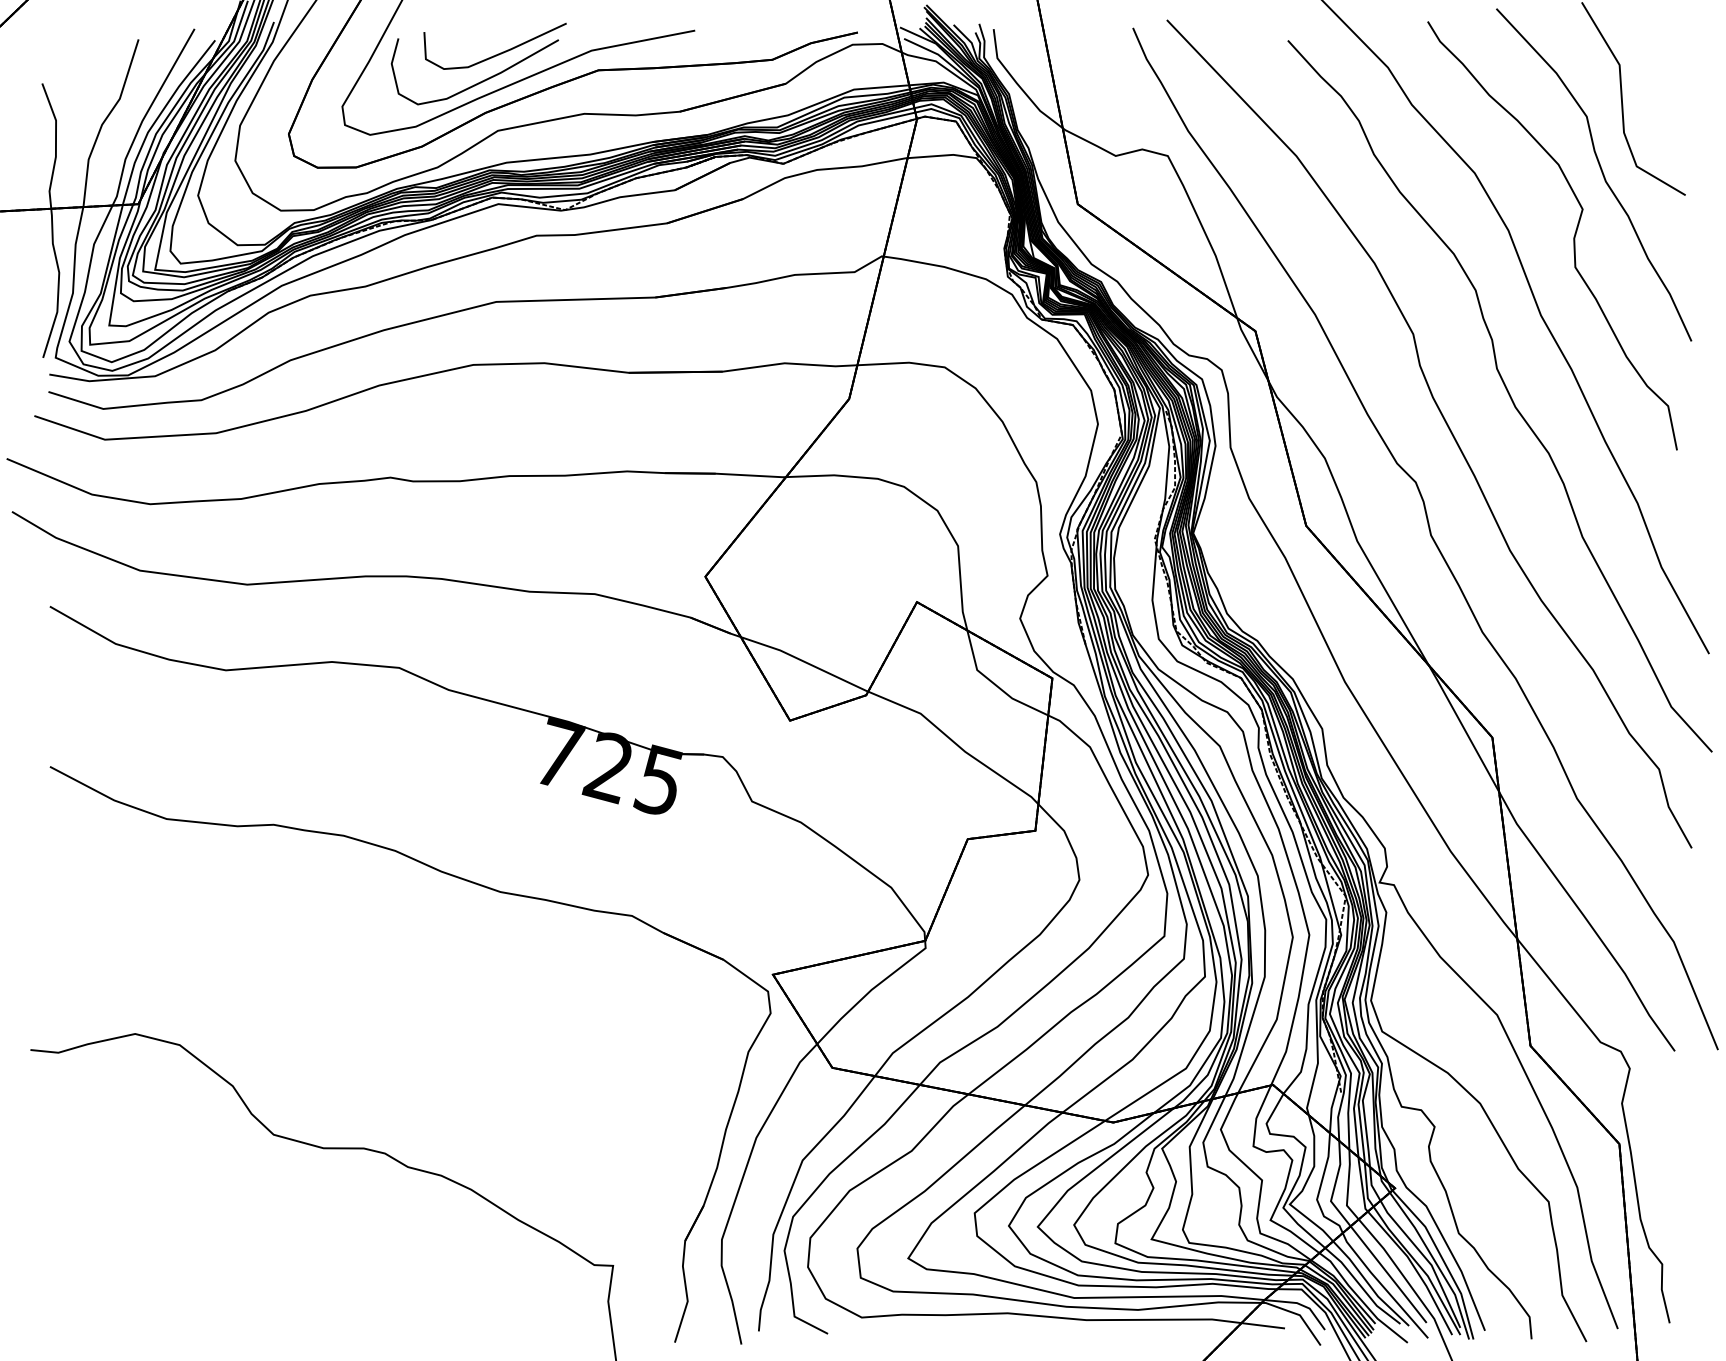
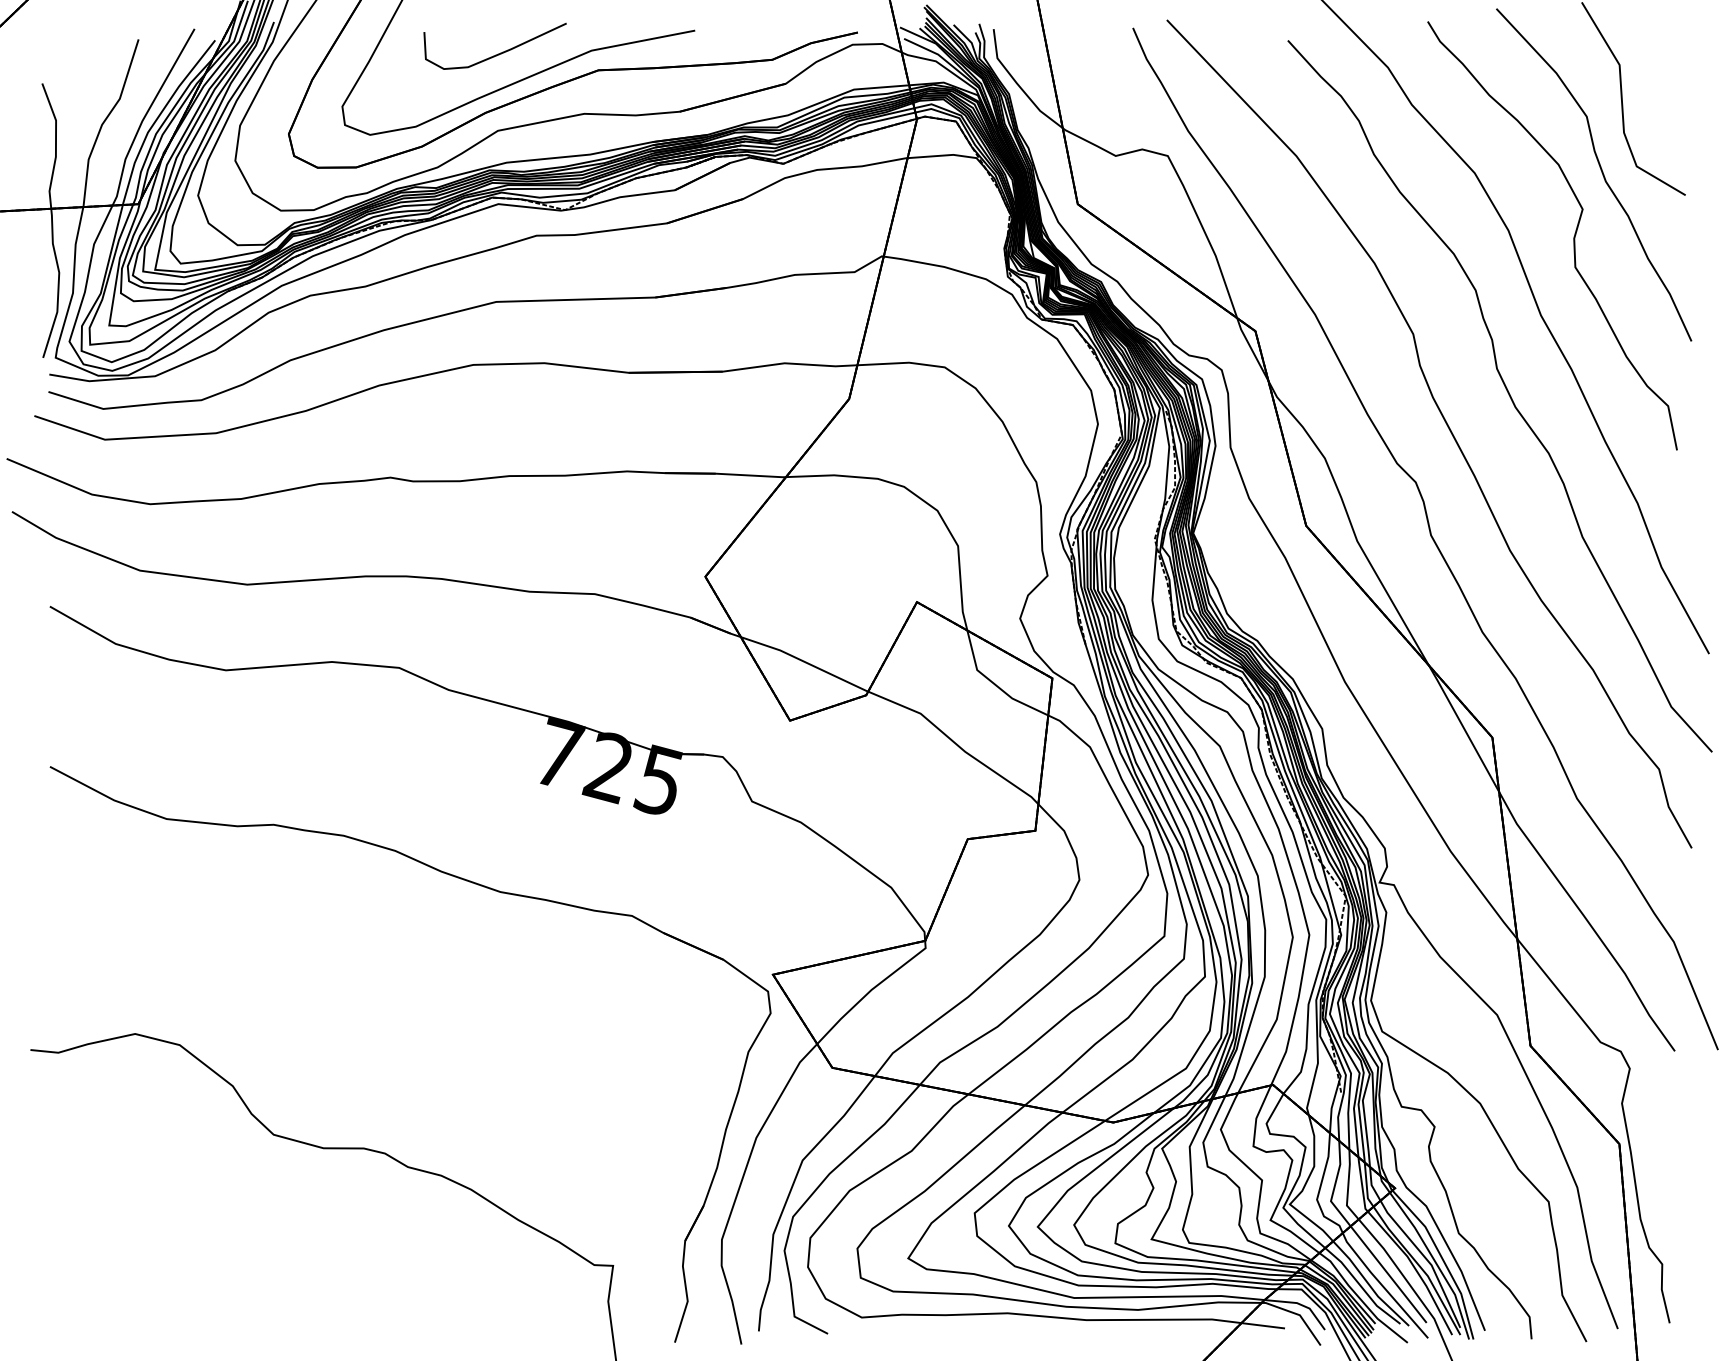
curve: present -> none (480, 81)
